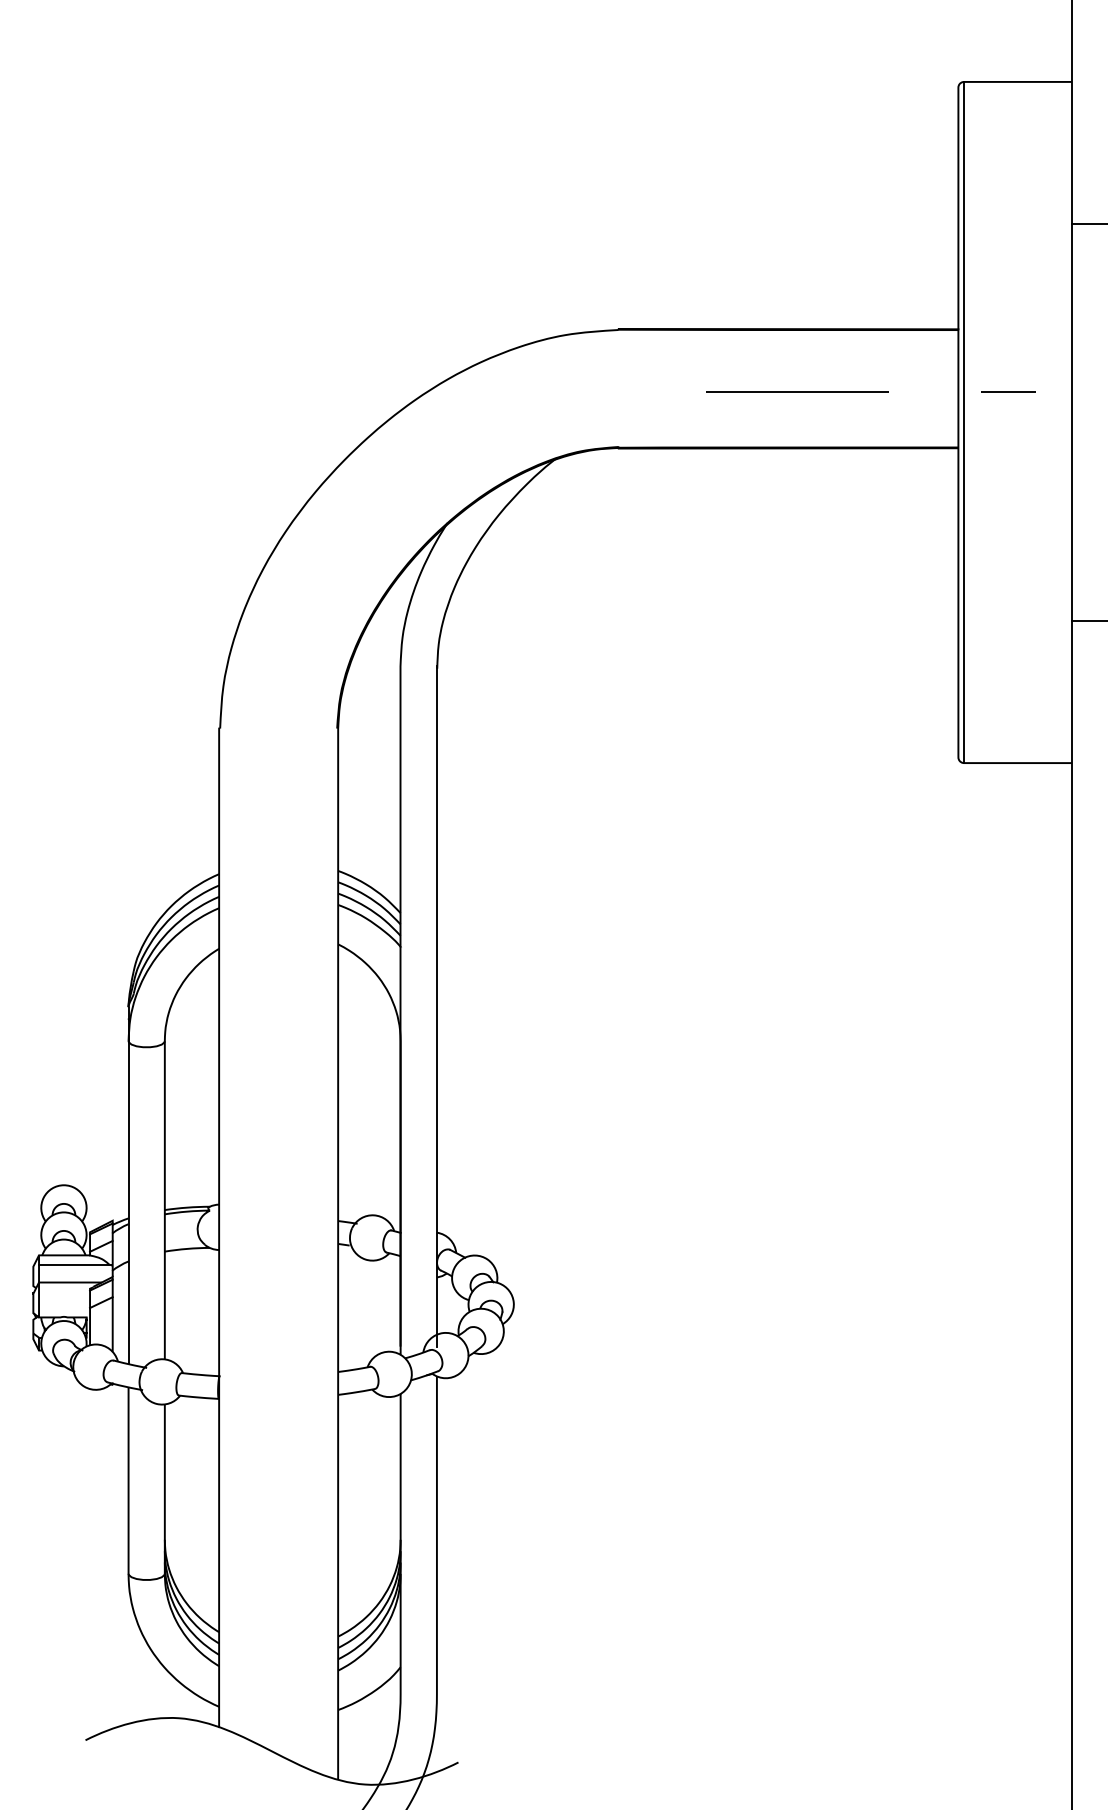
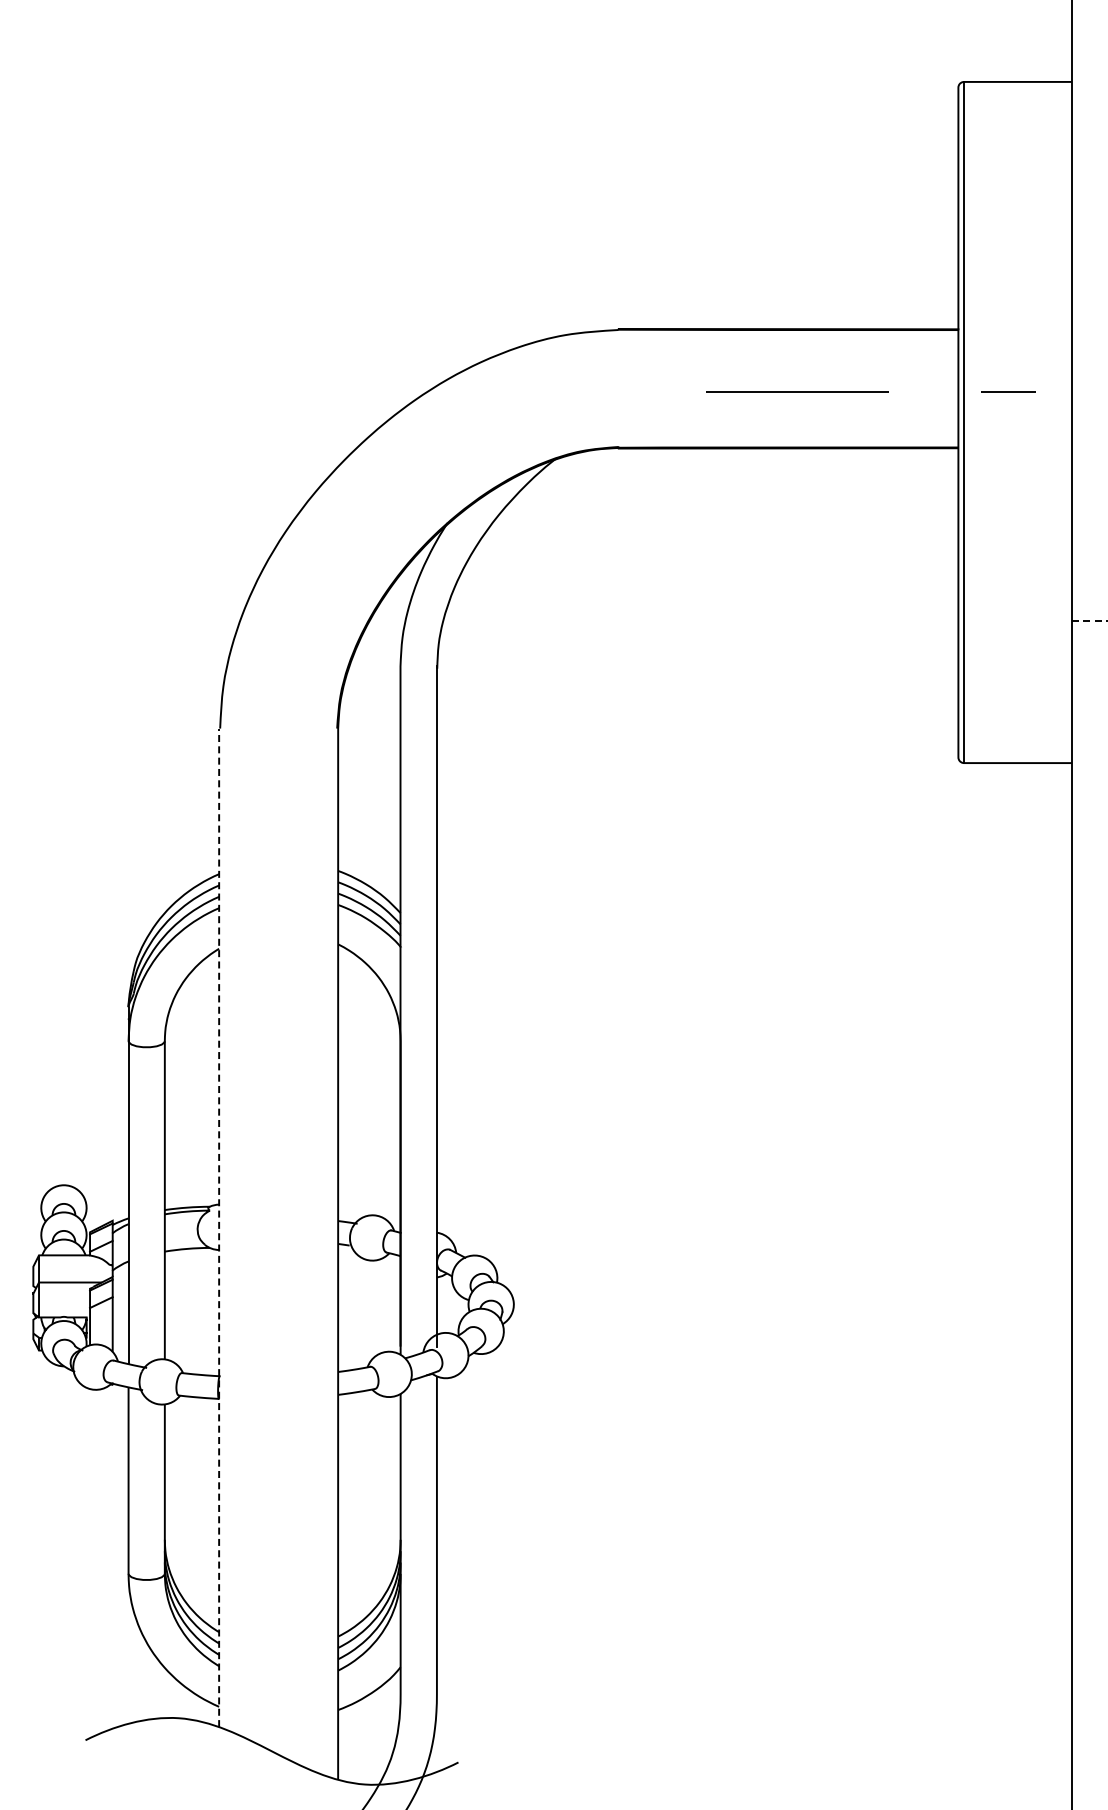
line: present -> none (1087, 223)
line: solid -> dashed (1089, 621)
line: solid -> dashed (219, 1227)
line: present -> none (74, 1264)
